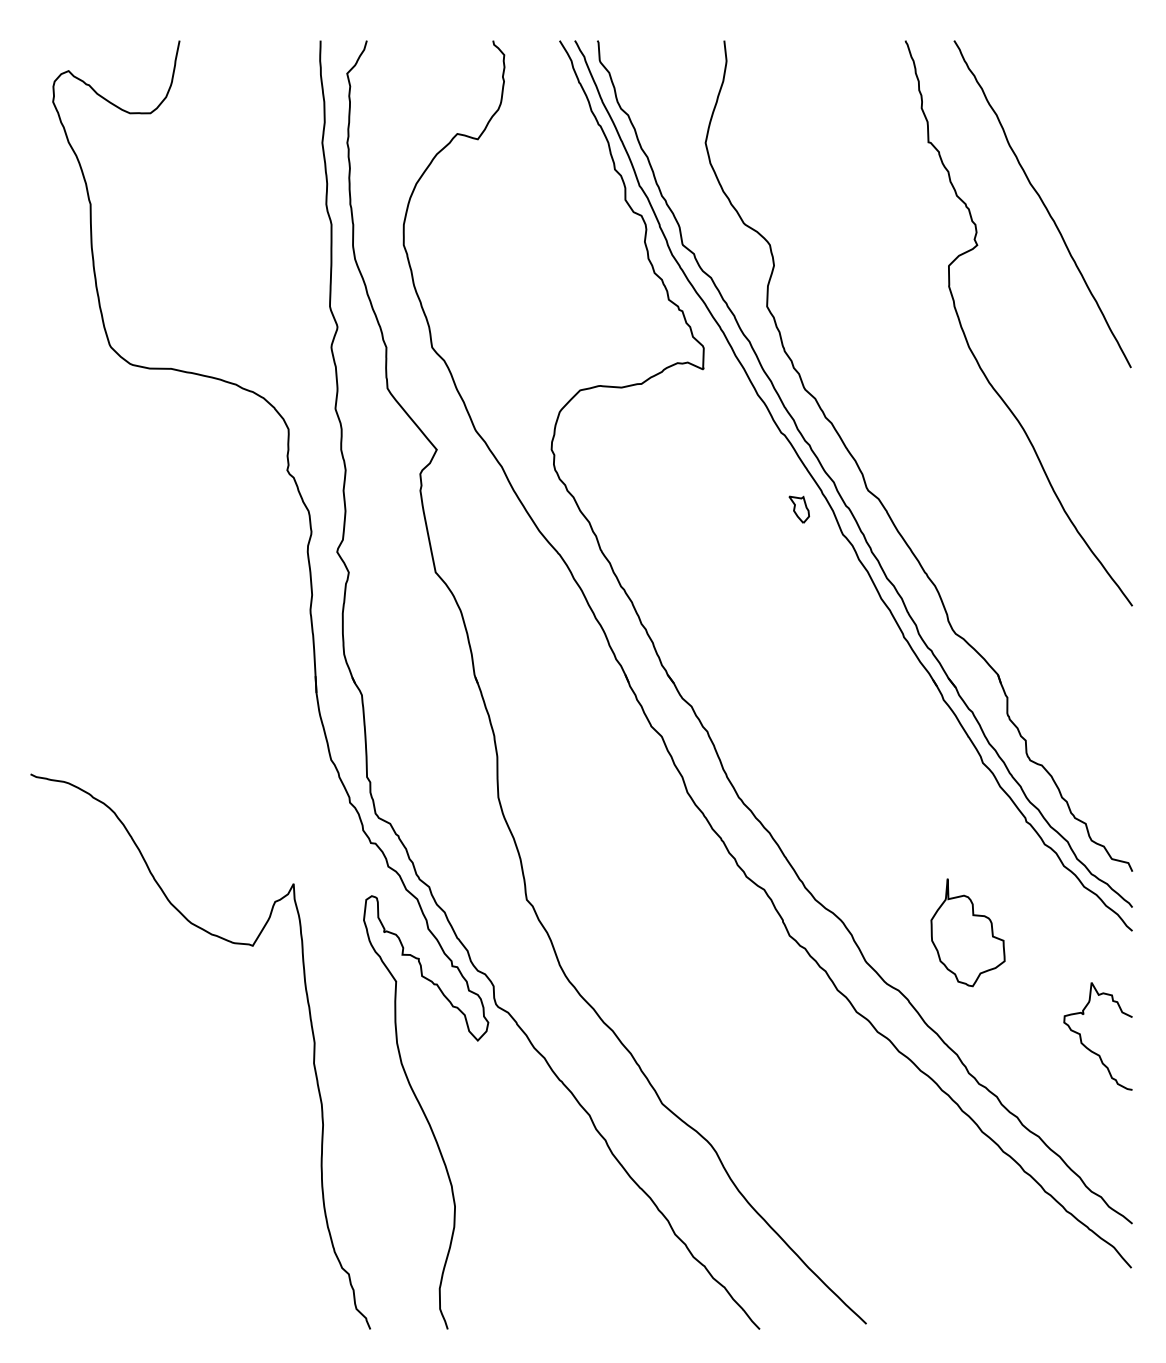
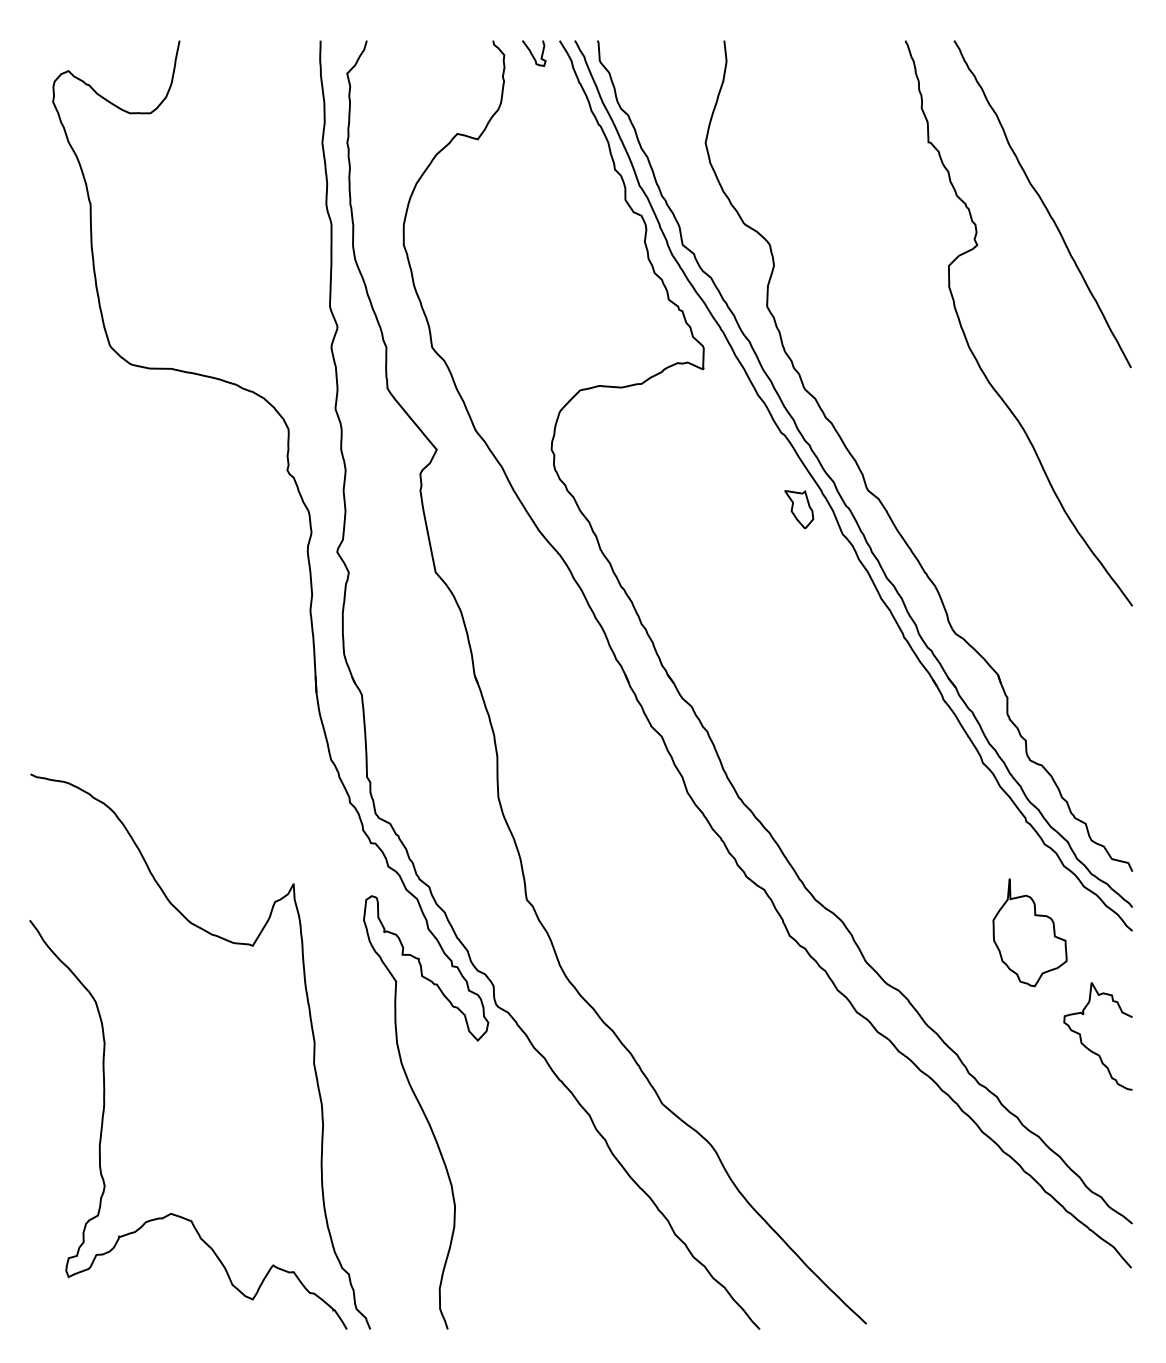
curve: none -> present (532, 53)
part size: 23x29 px -> 31x40 px (799, 509)
part position: (967, 932) -> (1029, 932) (1029, 932)
curve: none -> present (104, 1114)
